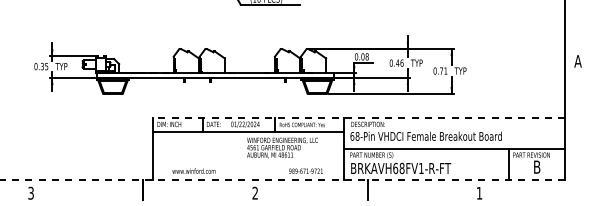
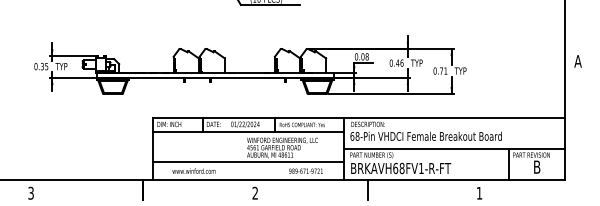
line: dashed -> solid (359, 117)
line: none -> present (248, 161)
line: dashed -> solid (282, 180)
